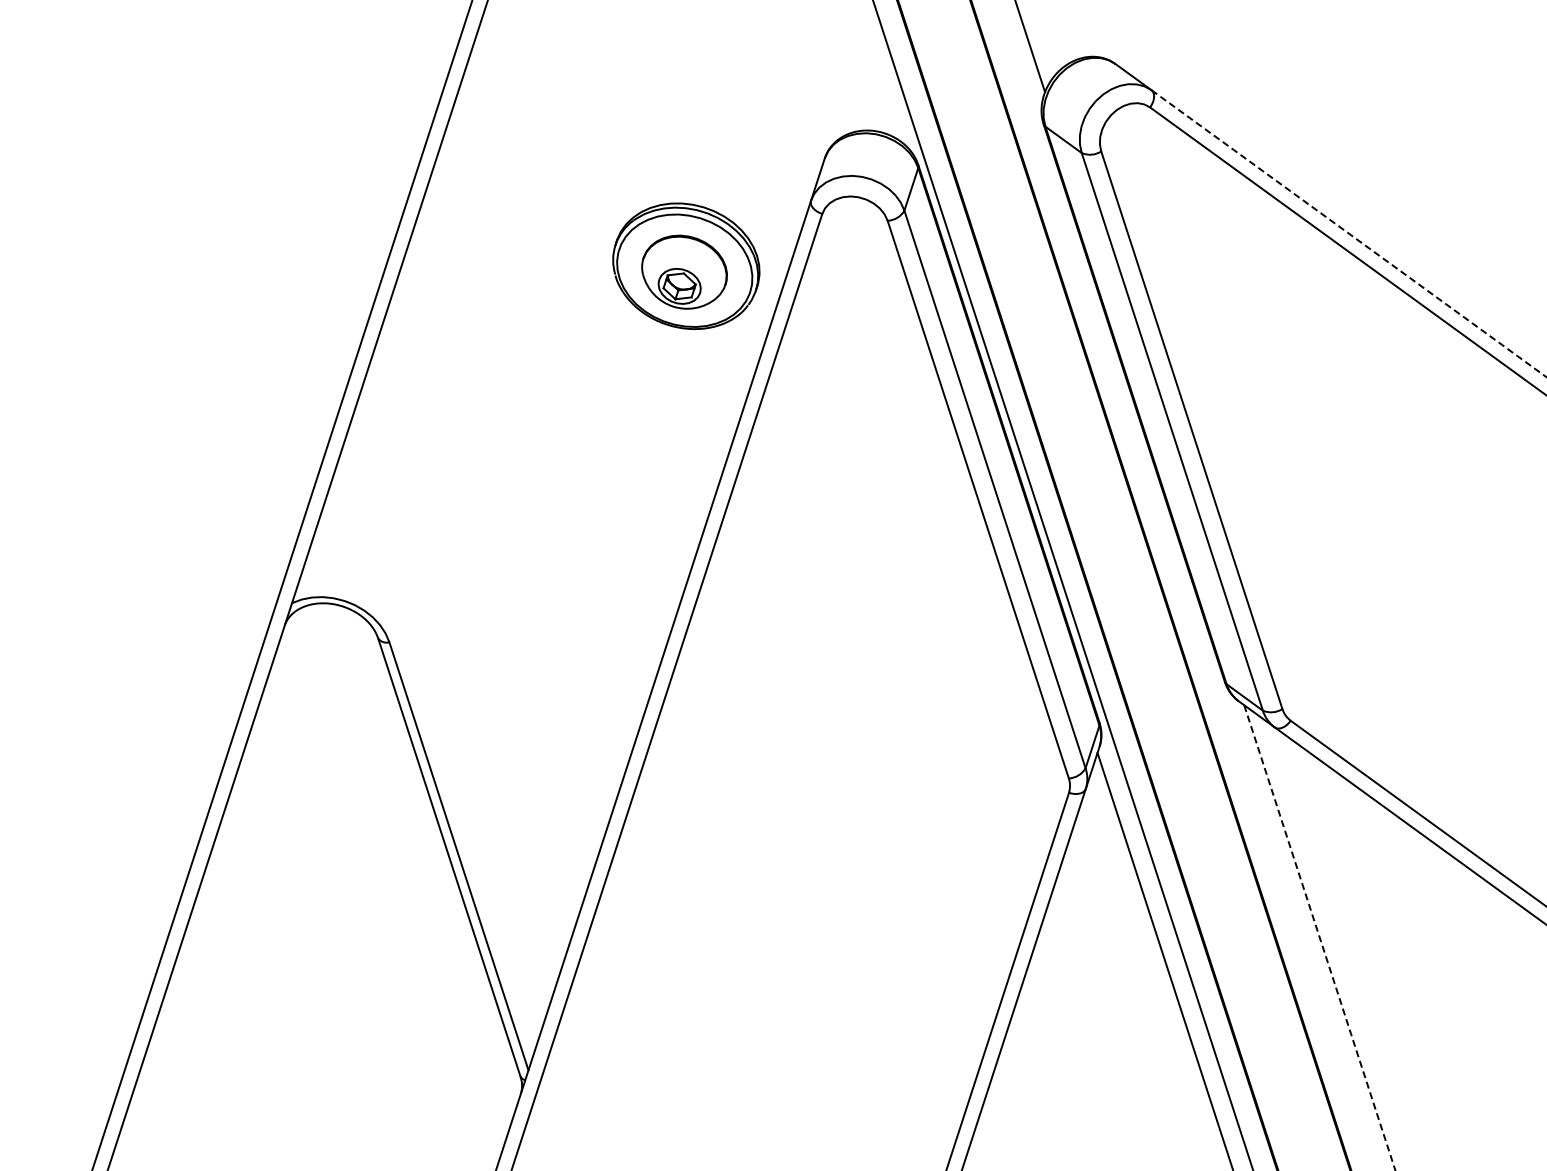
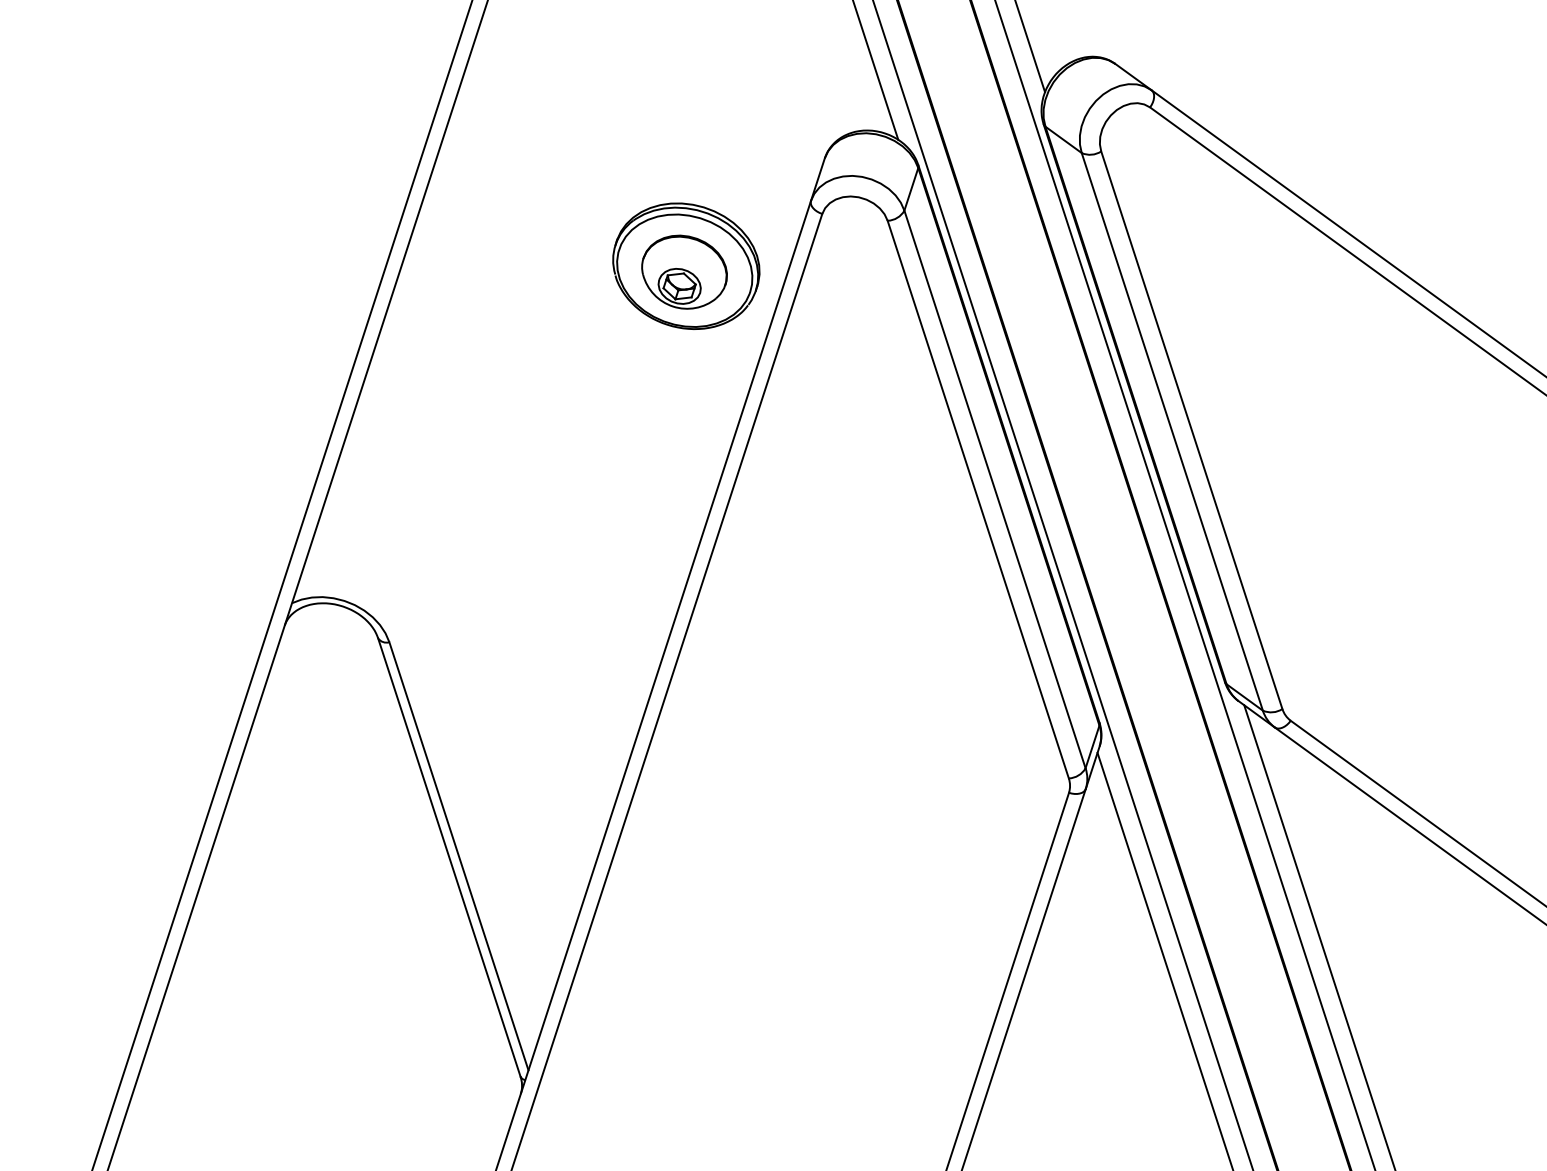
line: none -> present (875, 70)
line: dashed -> solid (1348, 233)
line: none -> present (1184, 584)
line: dashed -> solid (1319, 938)
